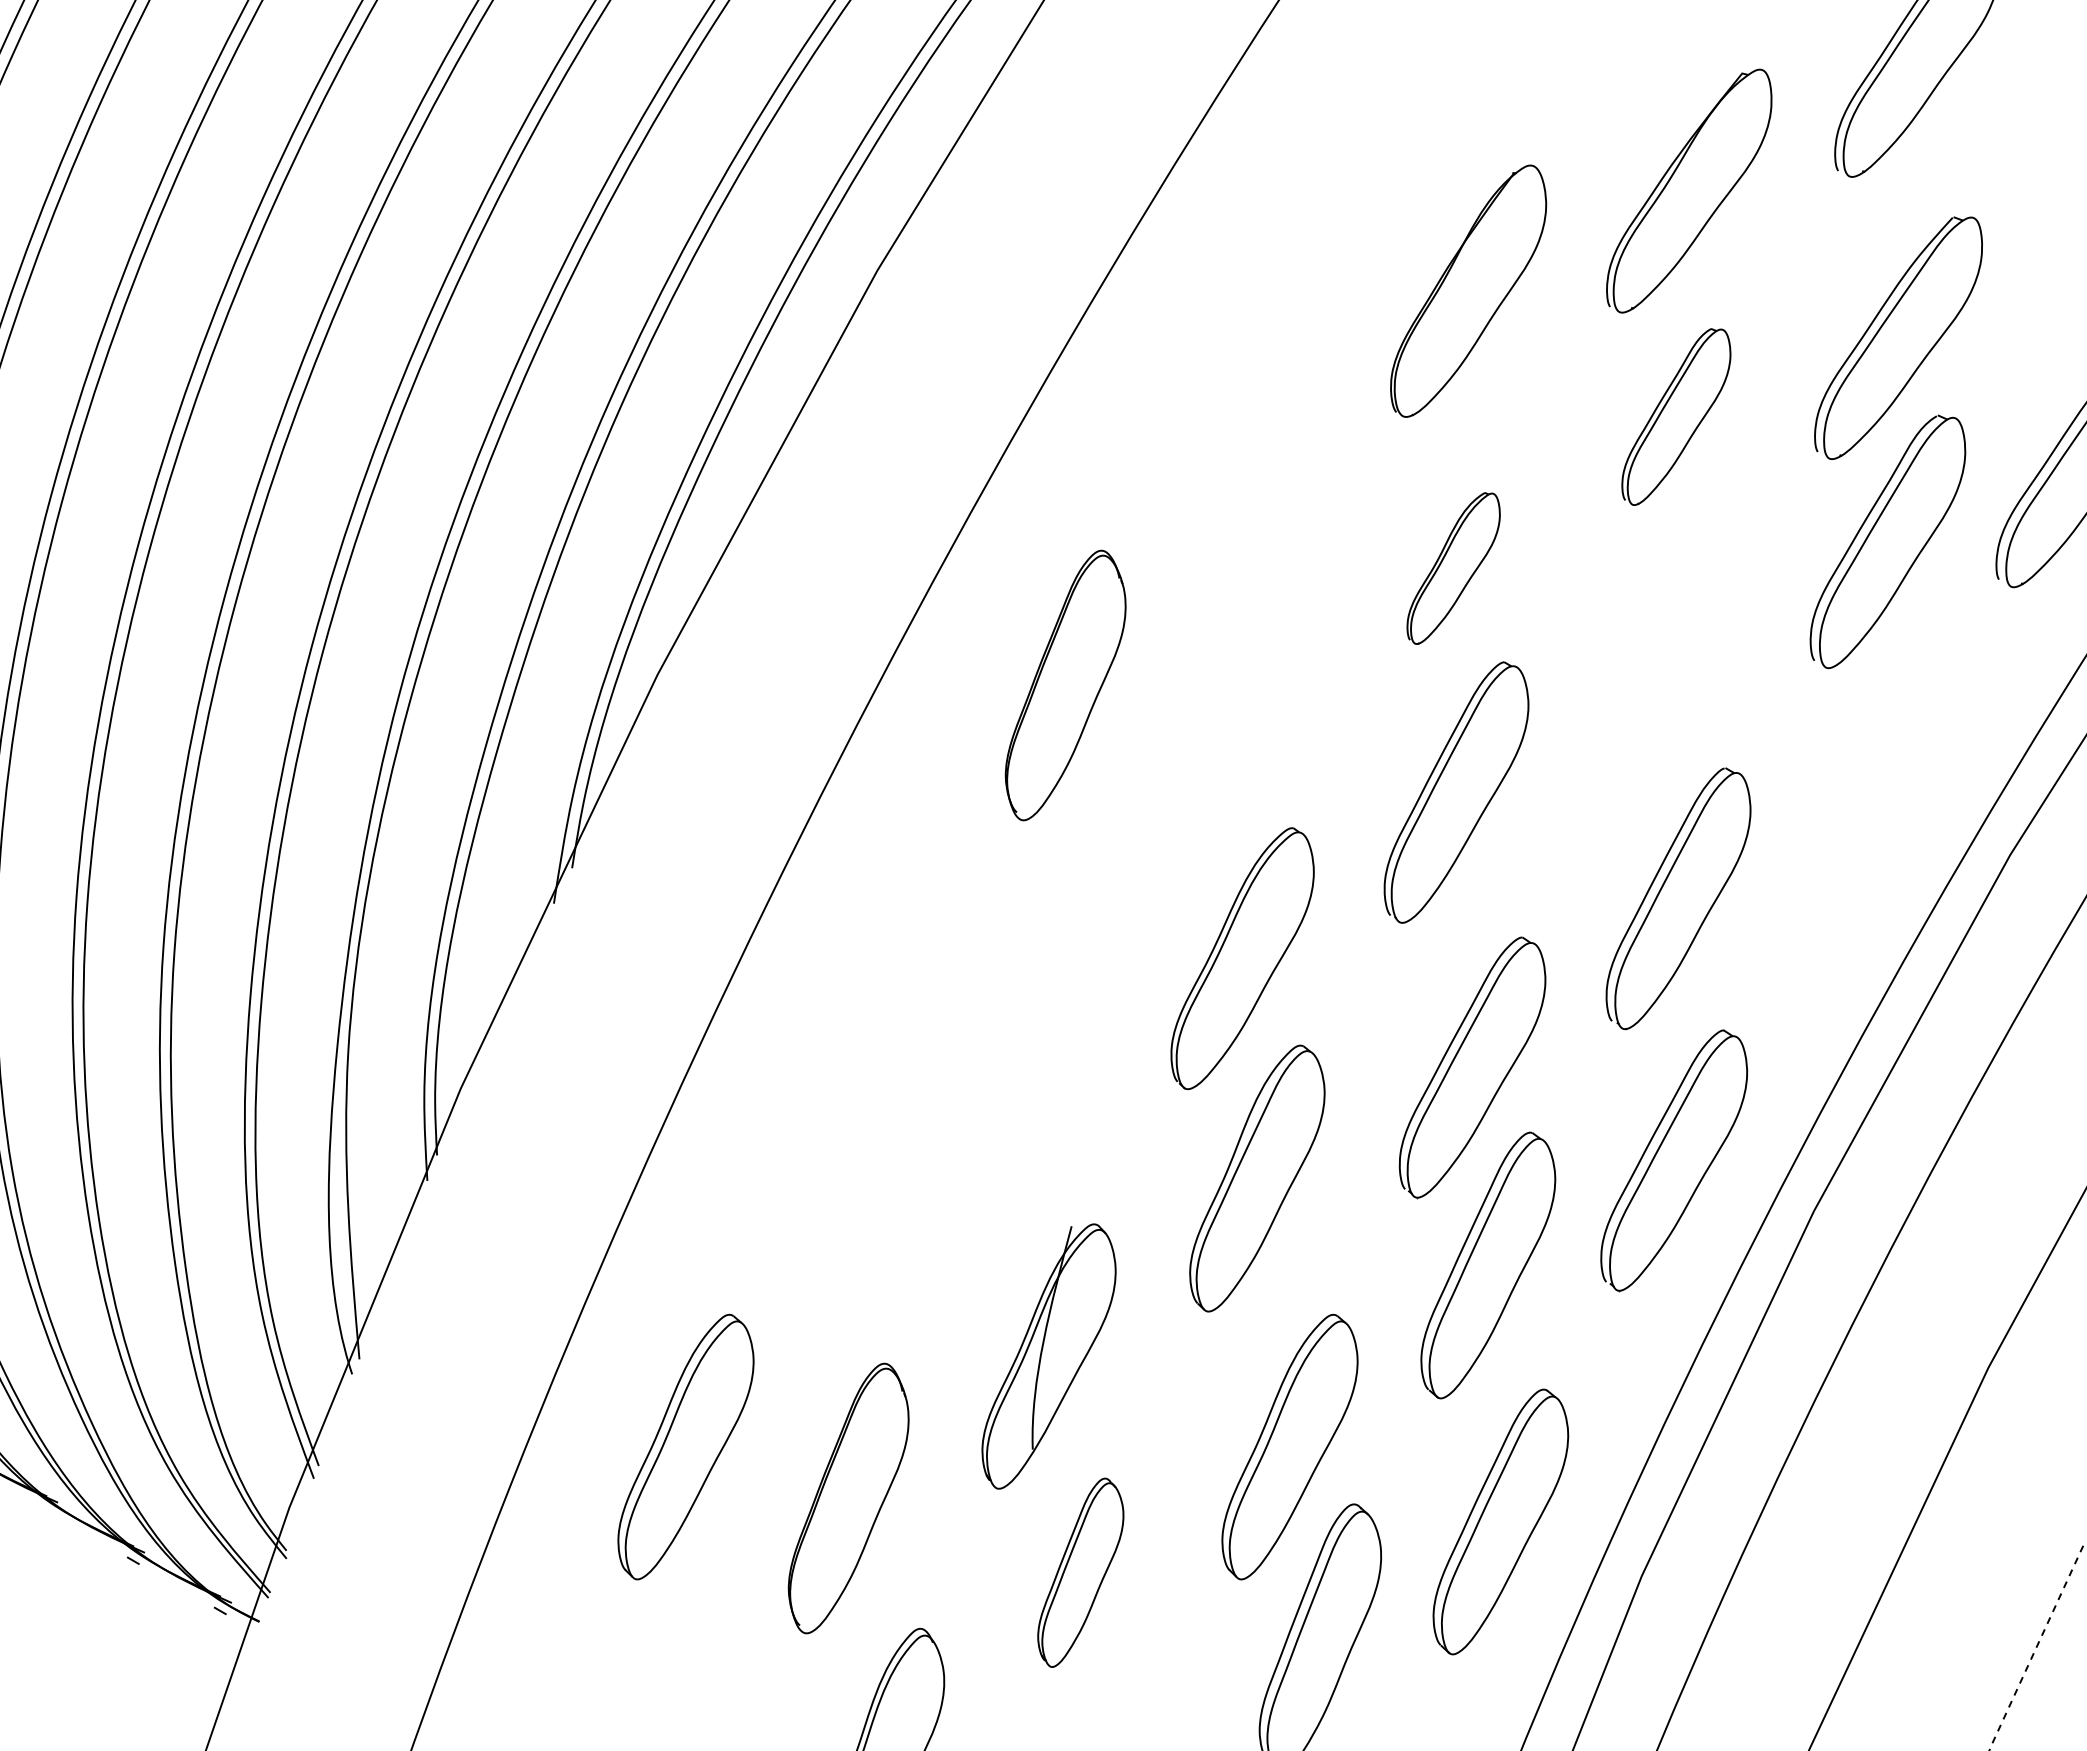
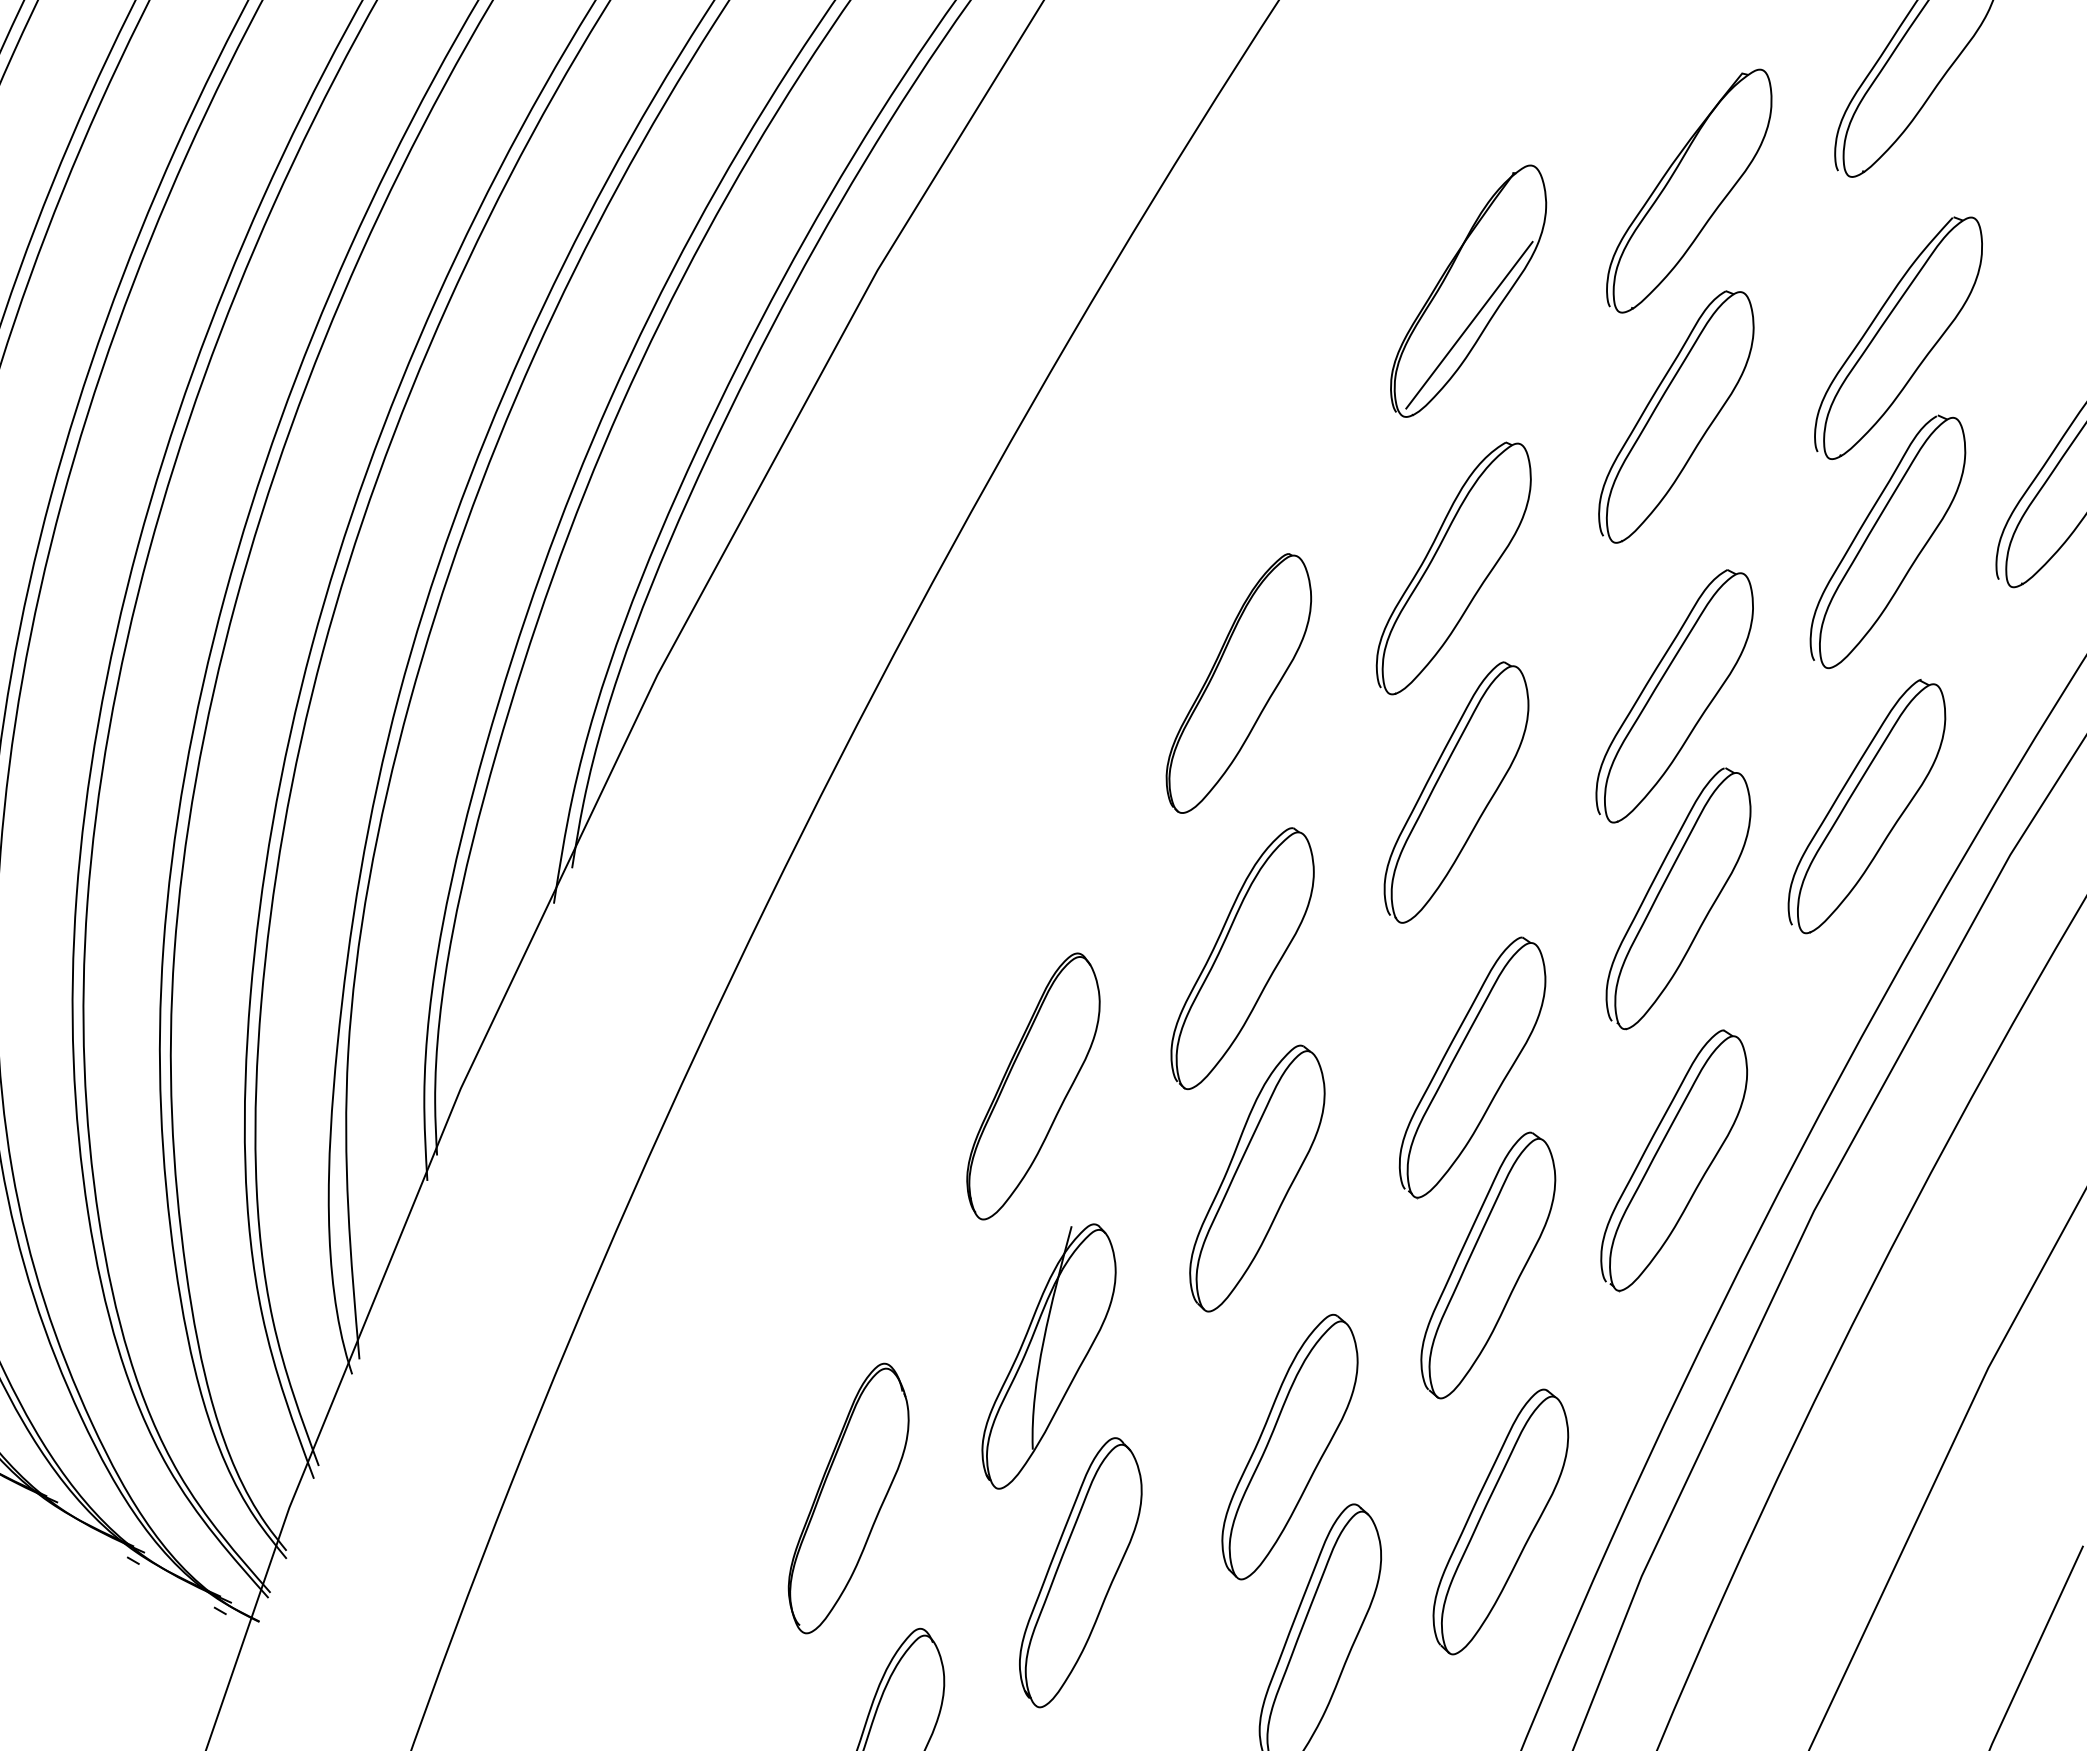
line: none -> present (1469, 324)
part size: 111x178 px -> 157x254 px (1676, 416)
part size: 95x153 px -> 157x255 px (1453, 568)
part: none -> present (1238, 683)
part: present -> none (1065, 685)
part: none -> present (1674, 696)
part: none -> present (1866, 806)
part: none -> present (1033, 1086)
part: present -> none (685, 1446)
part size: 88x191 px -> 124x272 px (1080, 1572)
line: dashed -> solid (2035, 1649)
